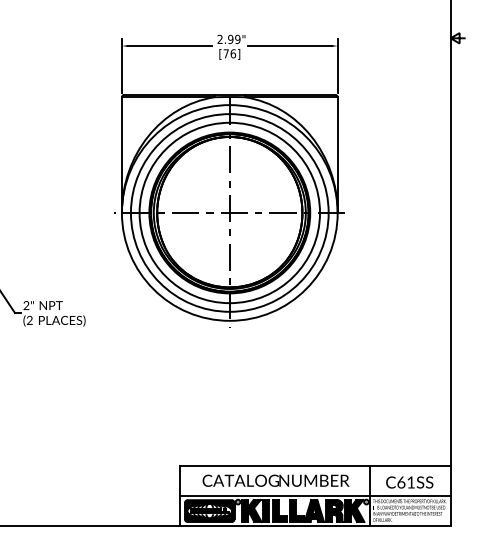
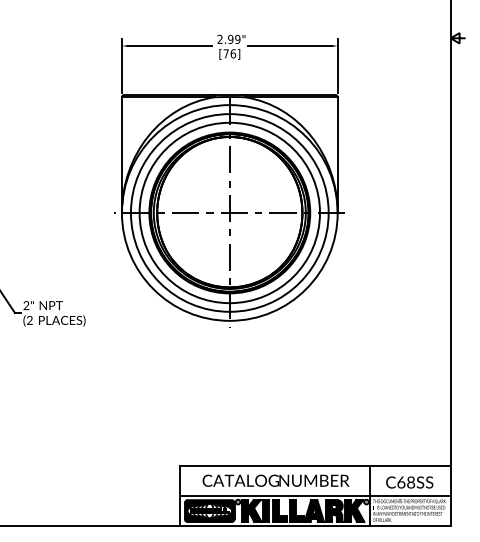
text: C61SS -> C68SS (411, 482)
